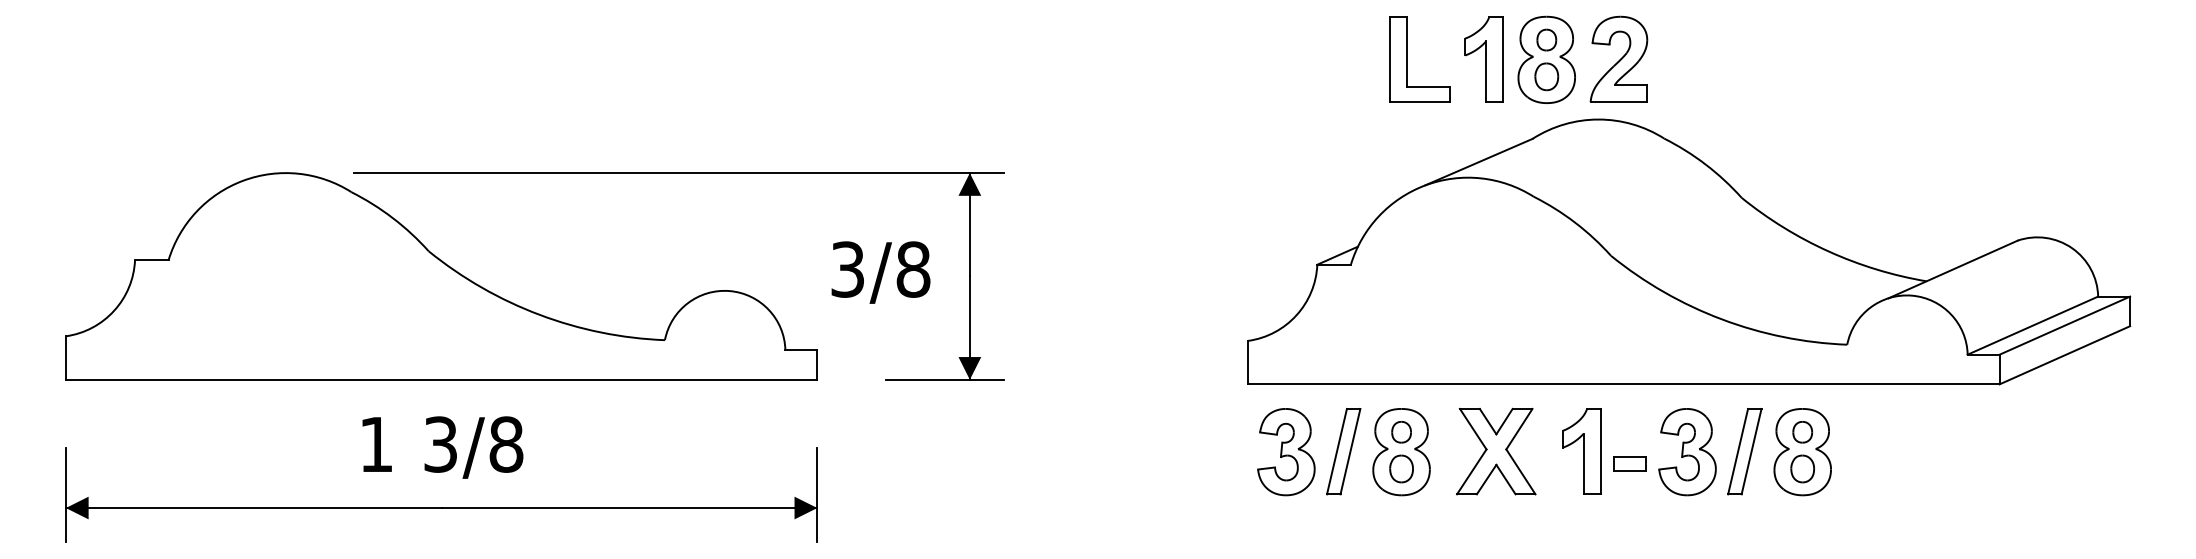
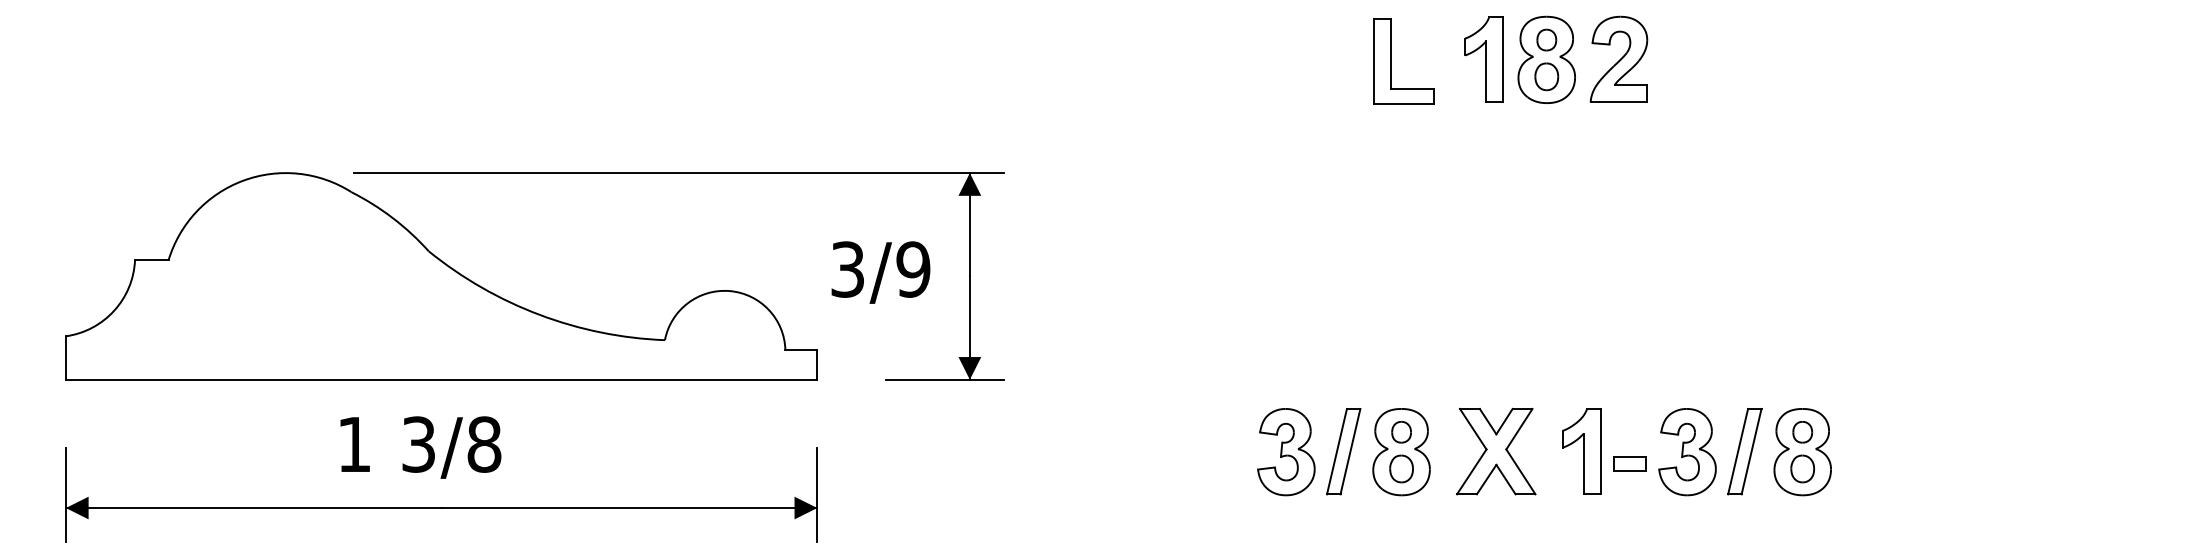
part position: (1407, 59) -> (1391, 61) (1391, 61)
part: present -> none (1689, 251)
text: 3/8 -> 3/9 (913, 269)
text position: (442, 447) -> (420, 447) (420, 447)
